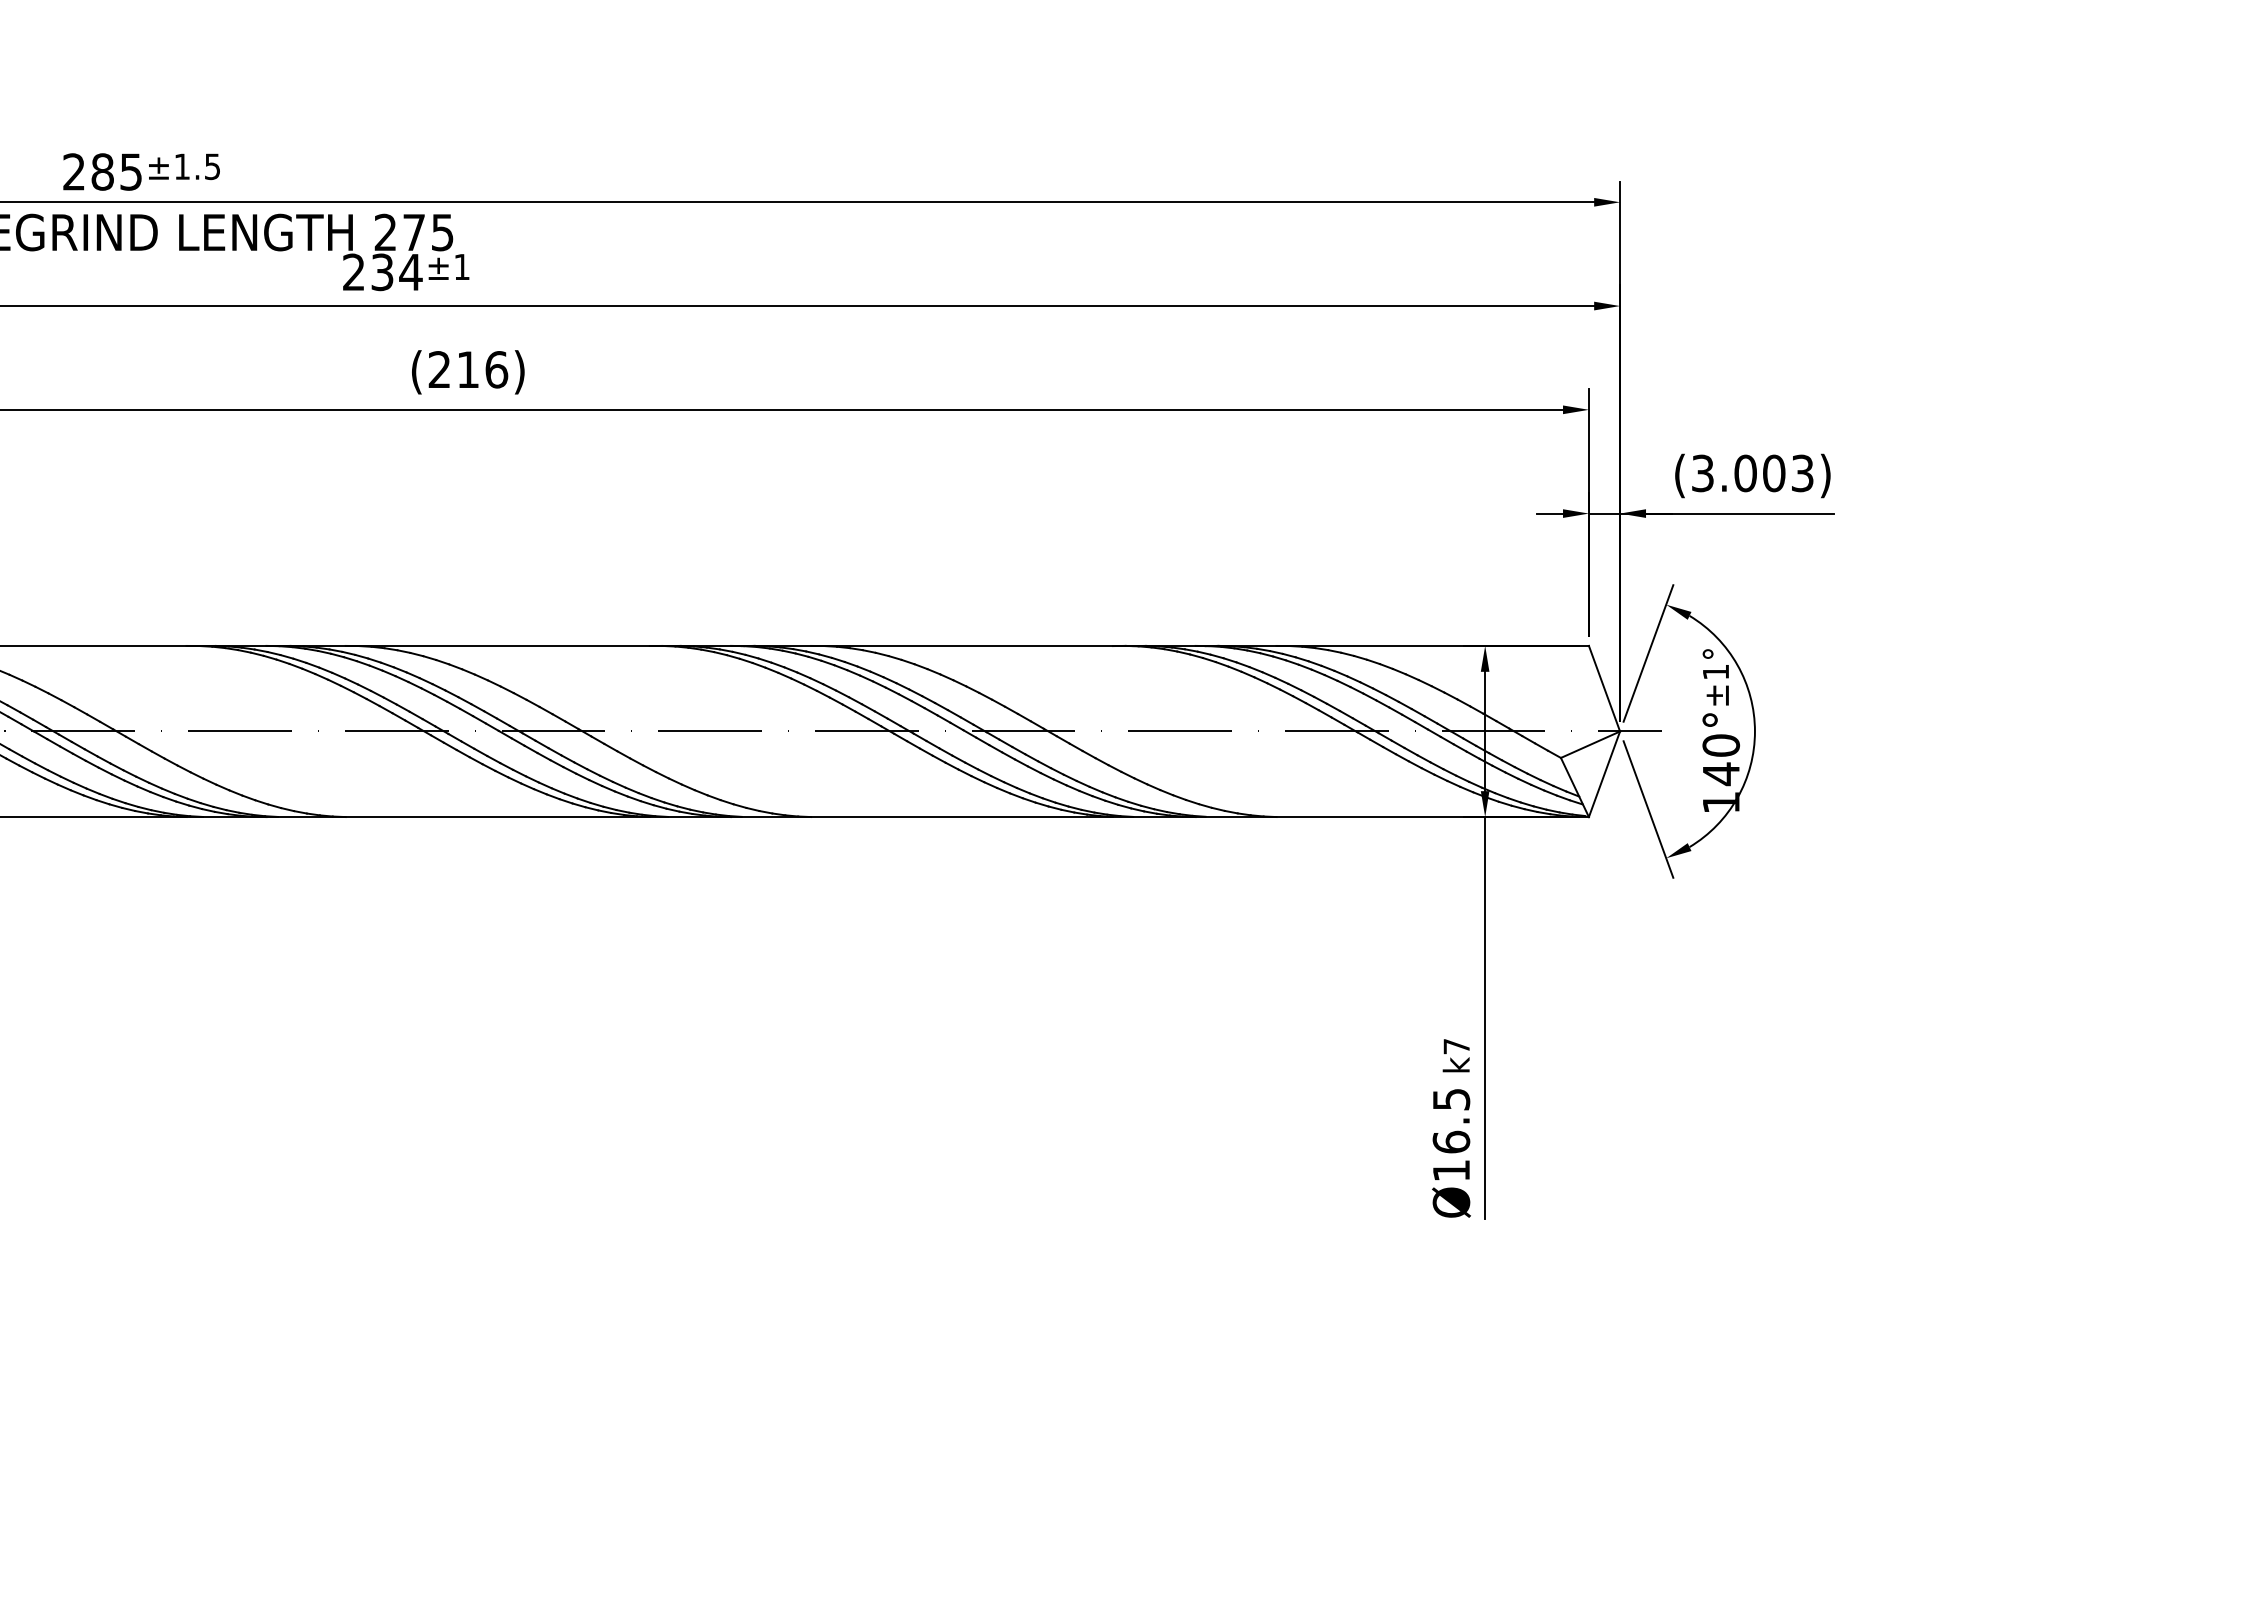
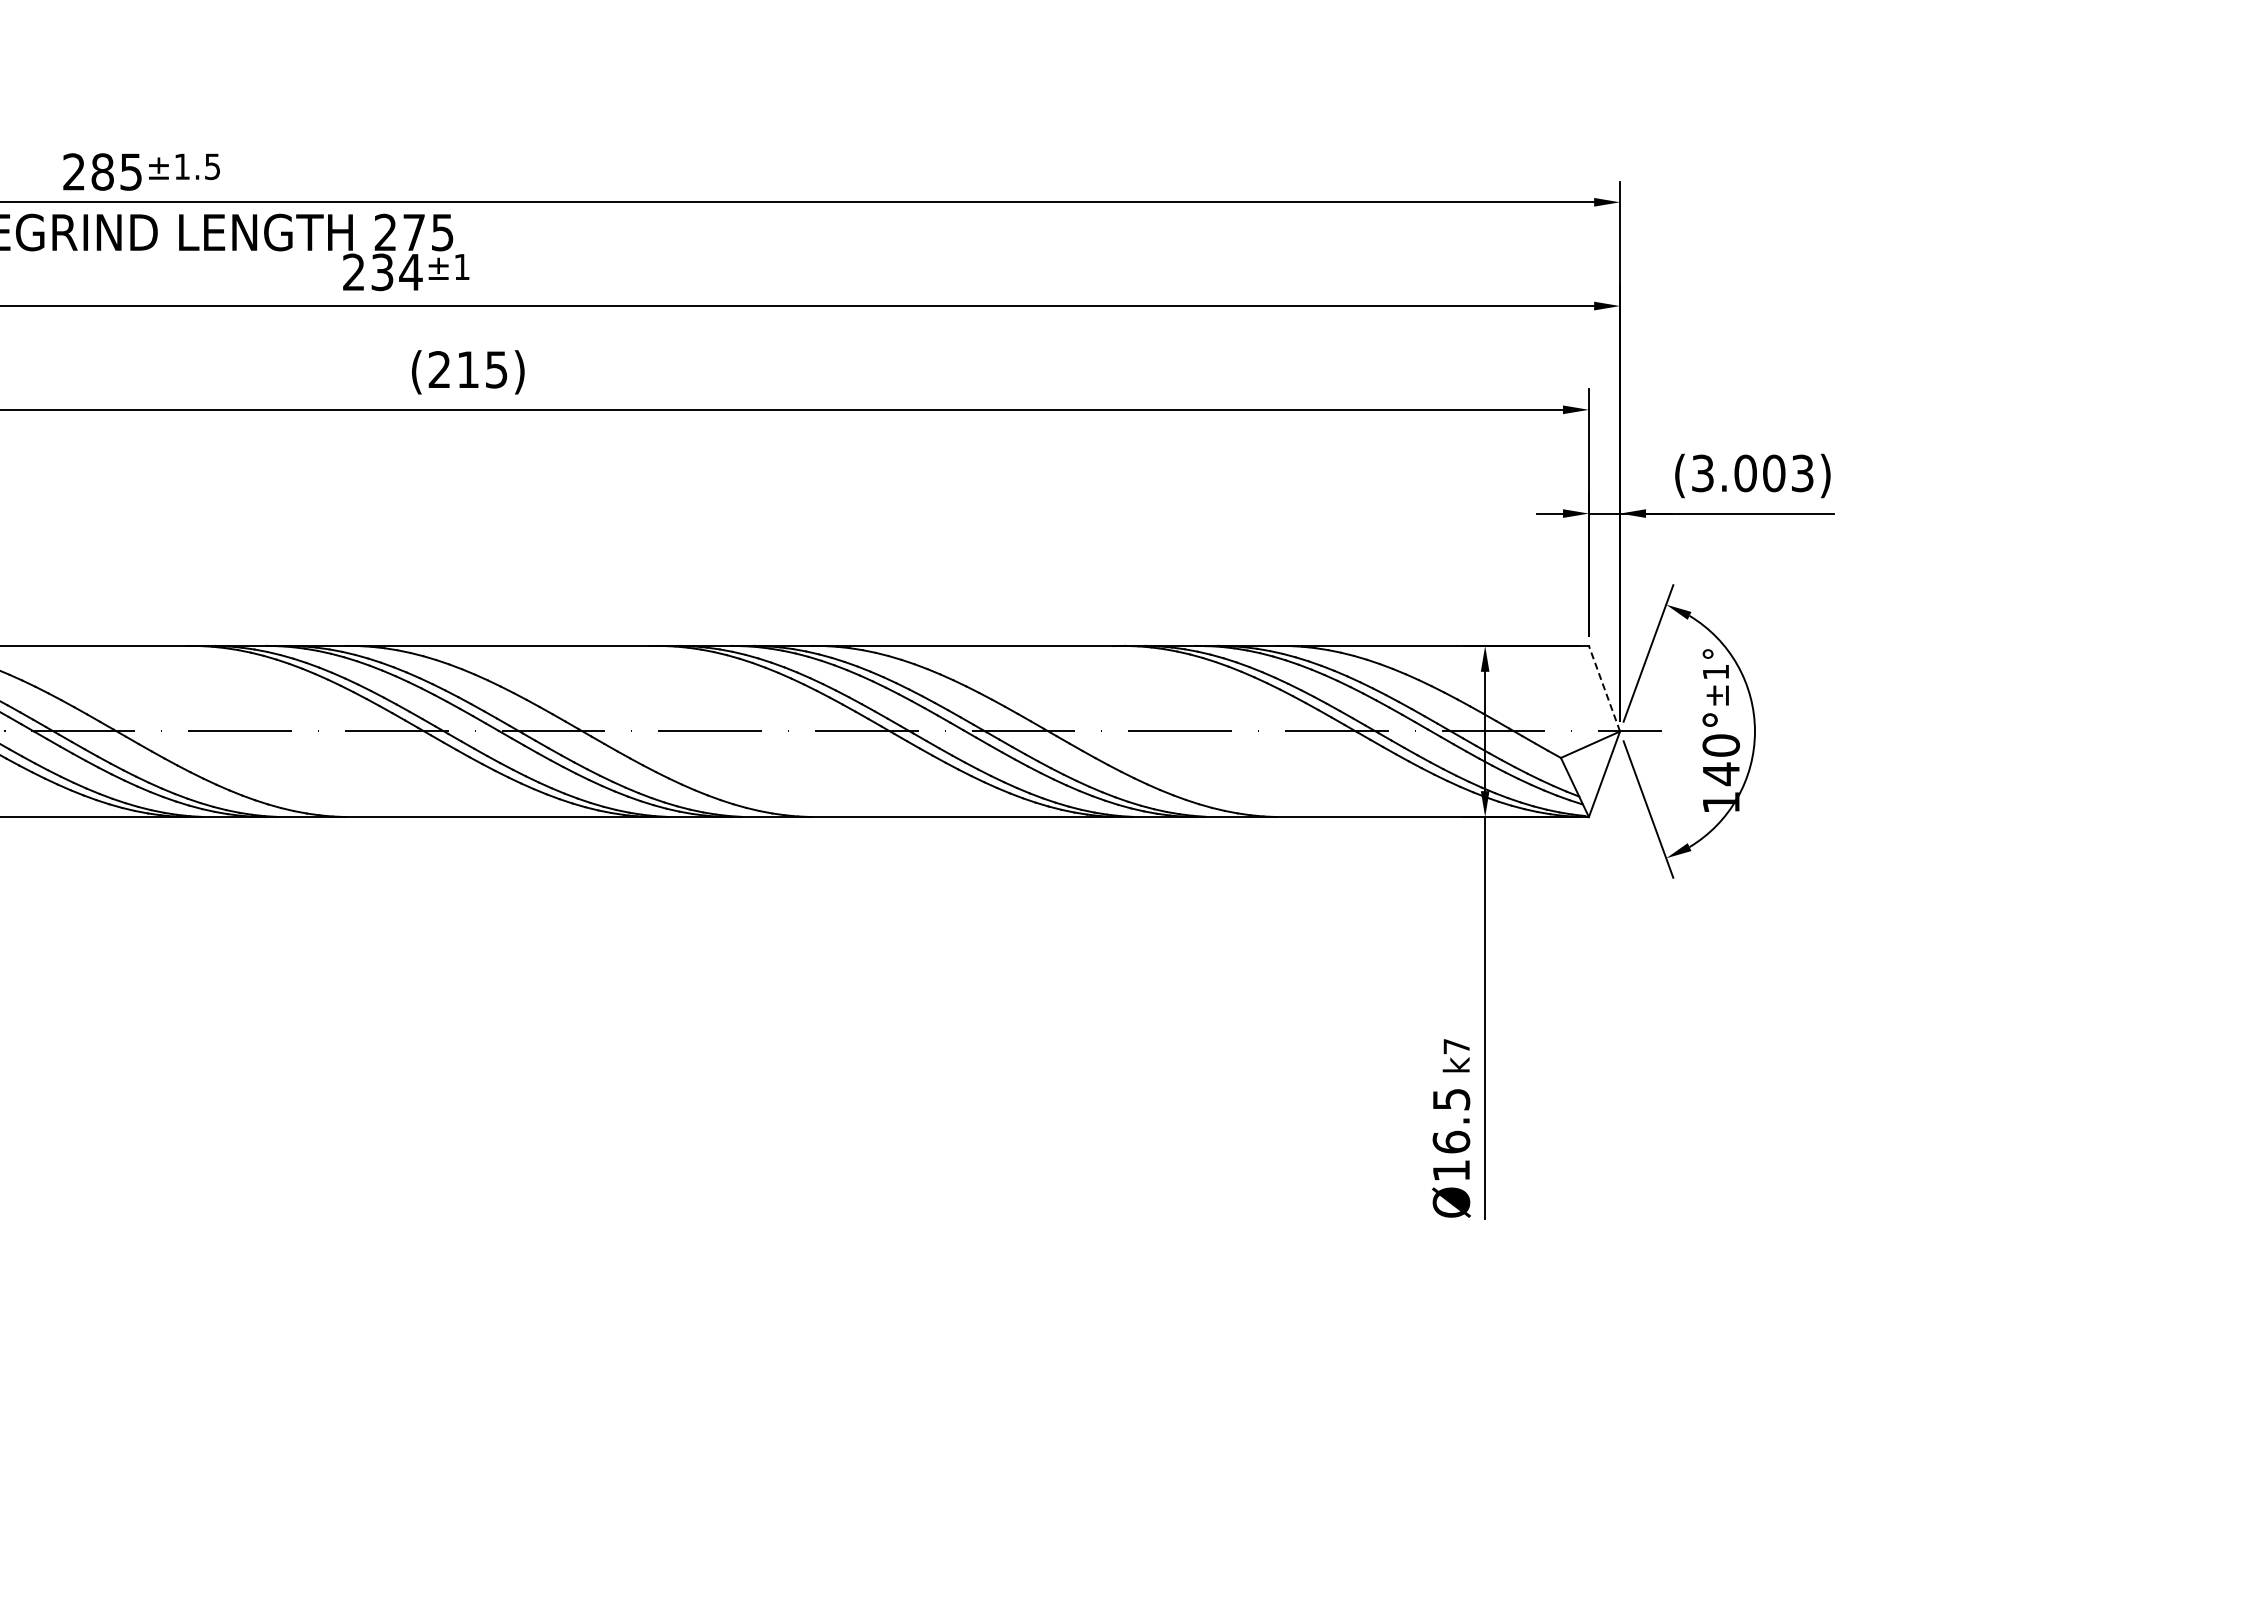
text: (216) -> (215) (496, 369)
line: solid -> dashed (1604, 688)
